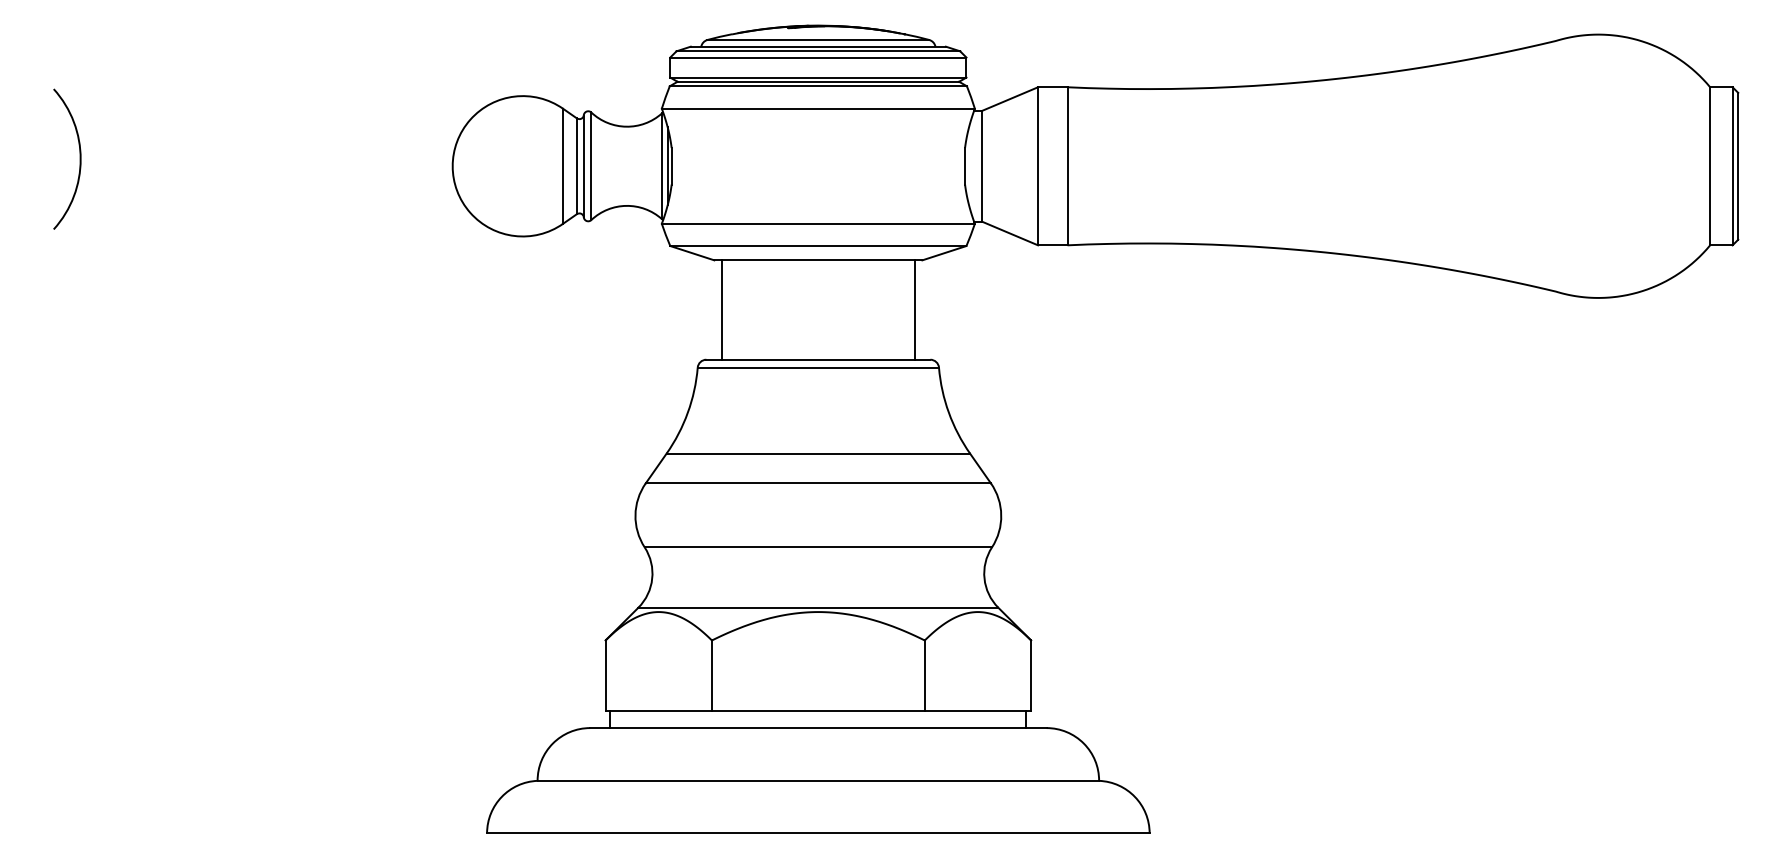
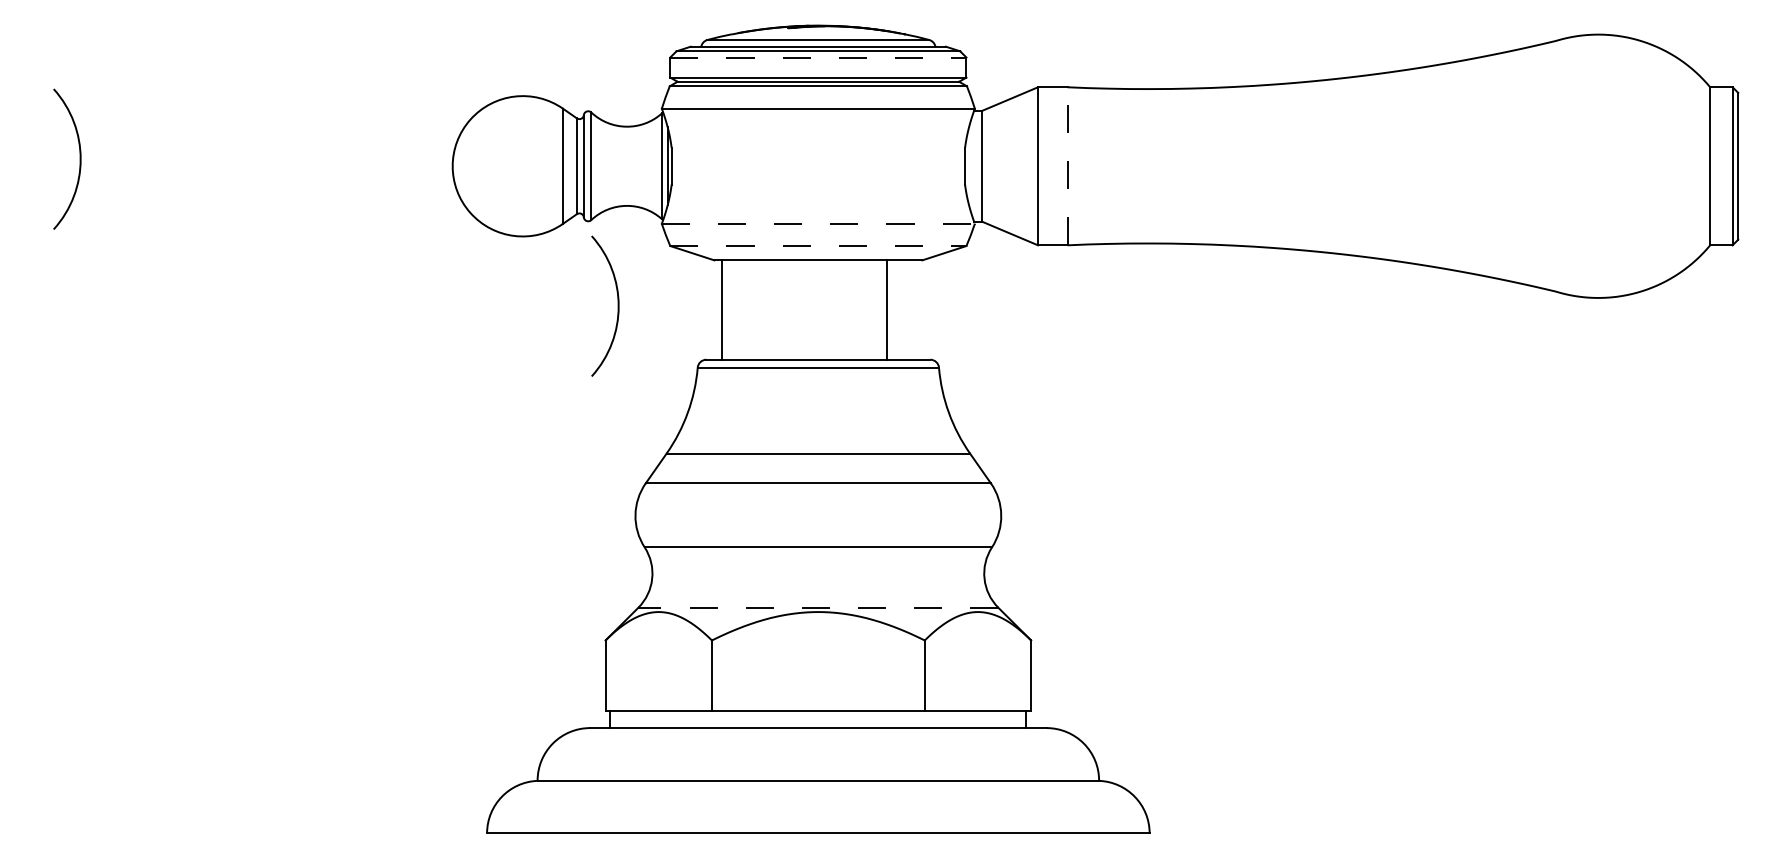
line: solid -> dashed (818, 57)
line: solid -> dashed (1067, 165)
line: solid -> dashed (818, 223)
line: solid -> dashed (818, 246)
arc: none -> present (617, 305)
line position: (914, 309) -> (886, 309) (886, 309)
line: solid -> dashed (817, 607)
